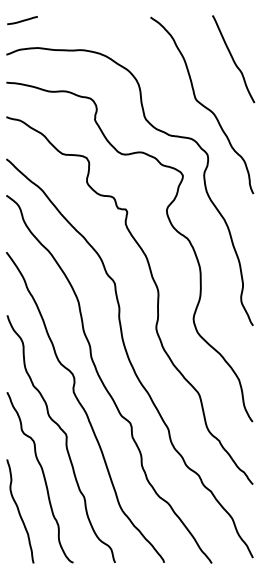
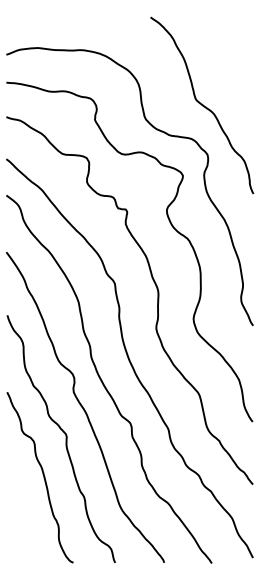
line: present -> none (22, 20)
curve: present -> none (233, 59)
curve: present -> none (19, 511)
